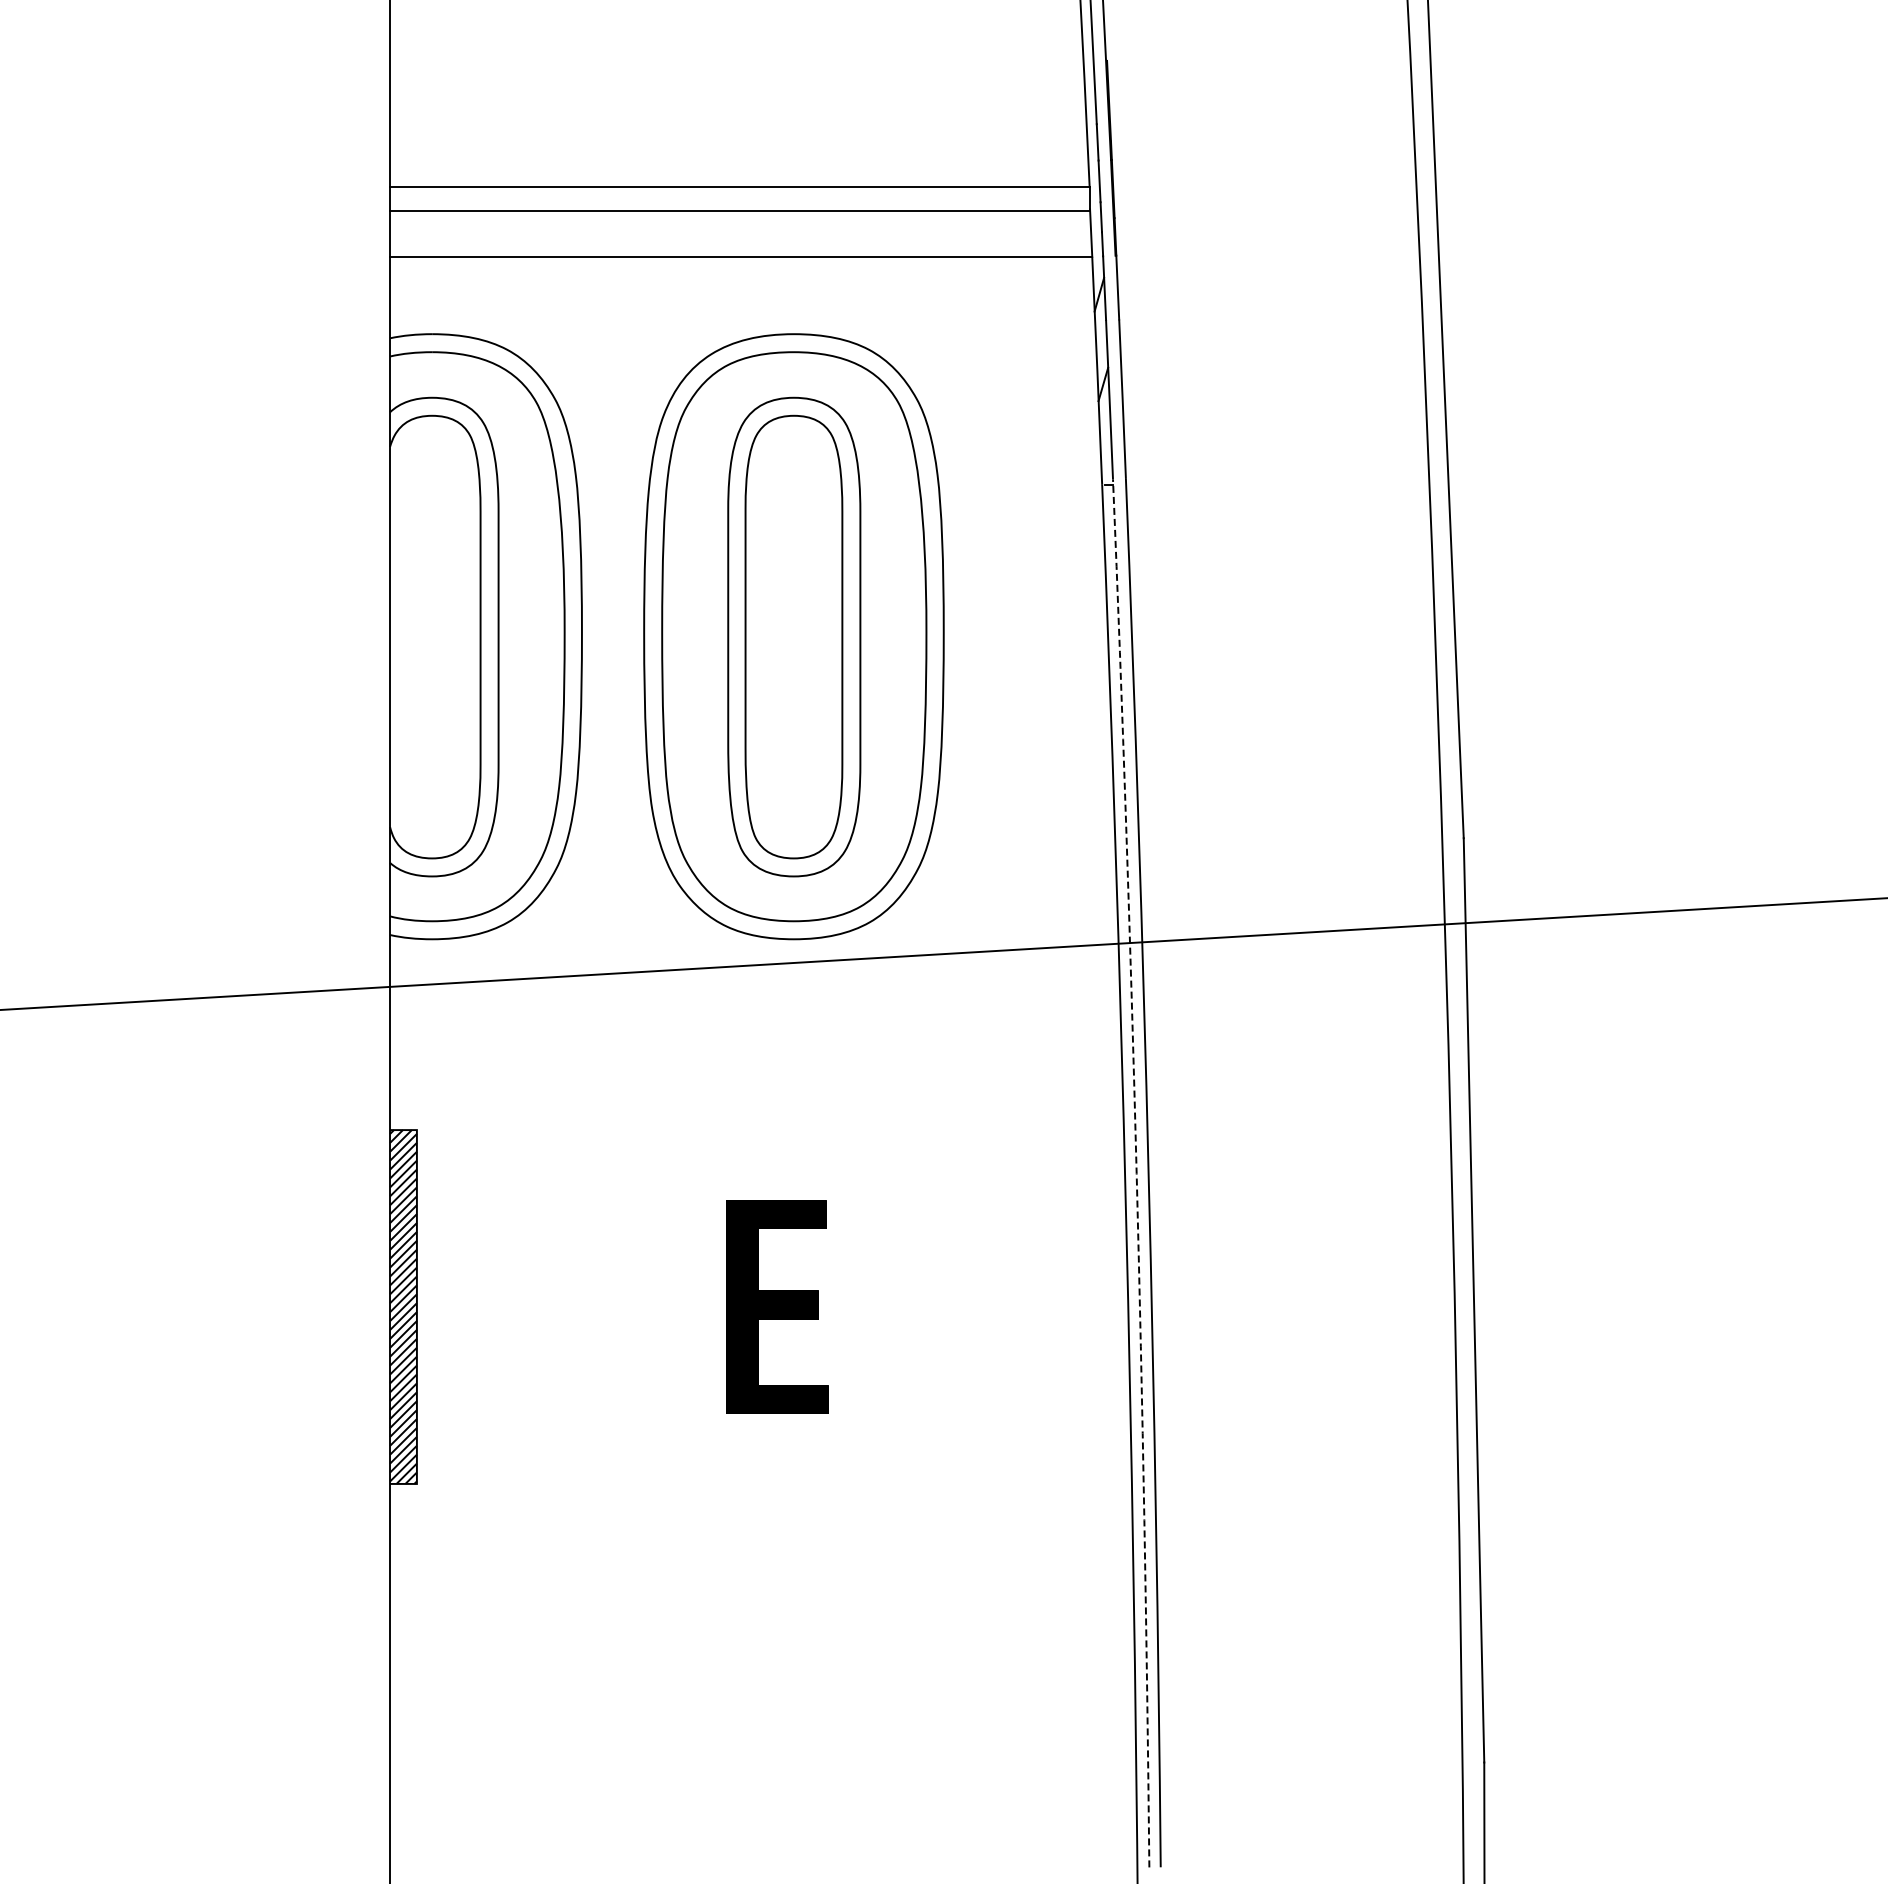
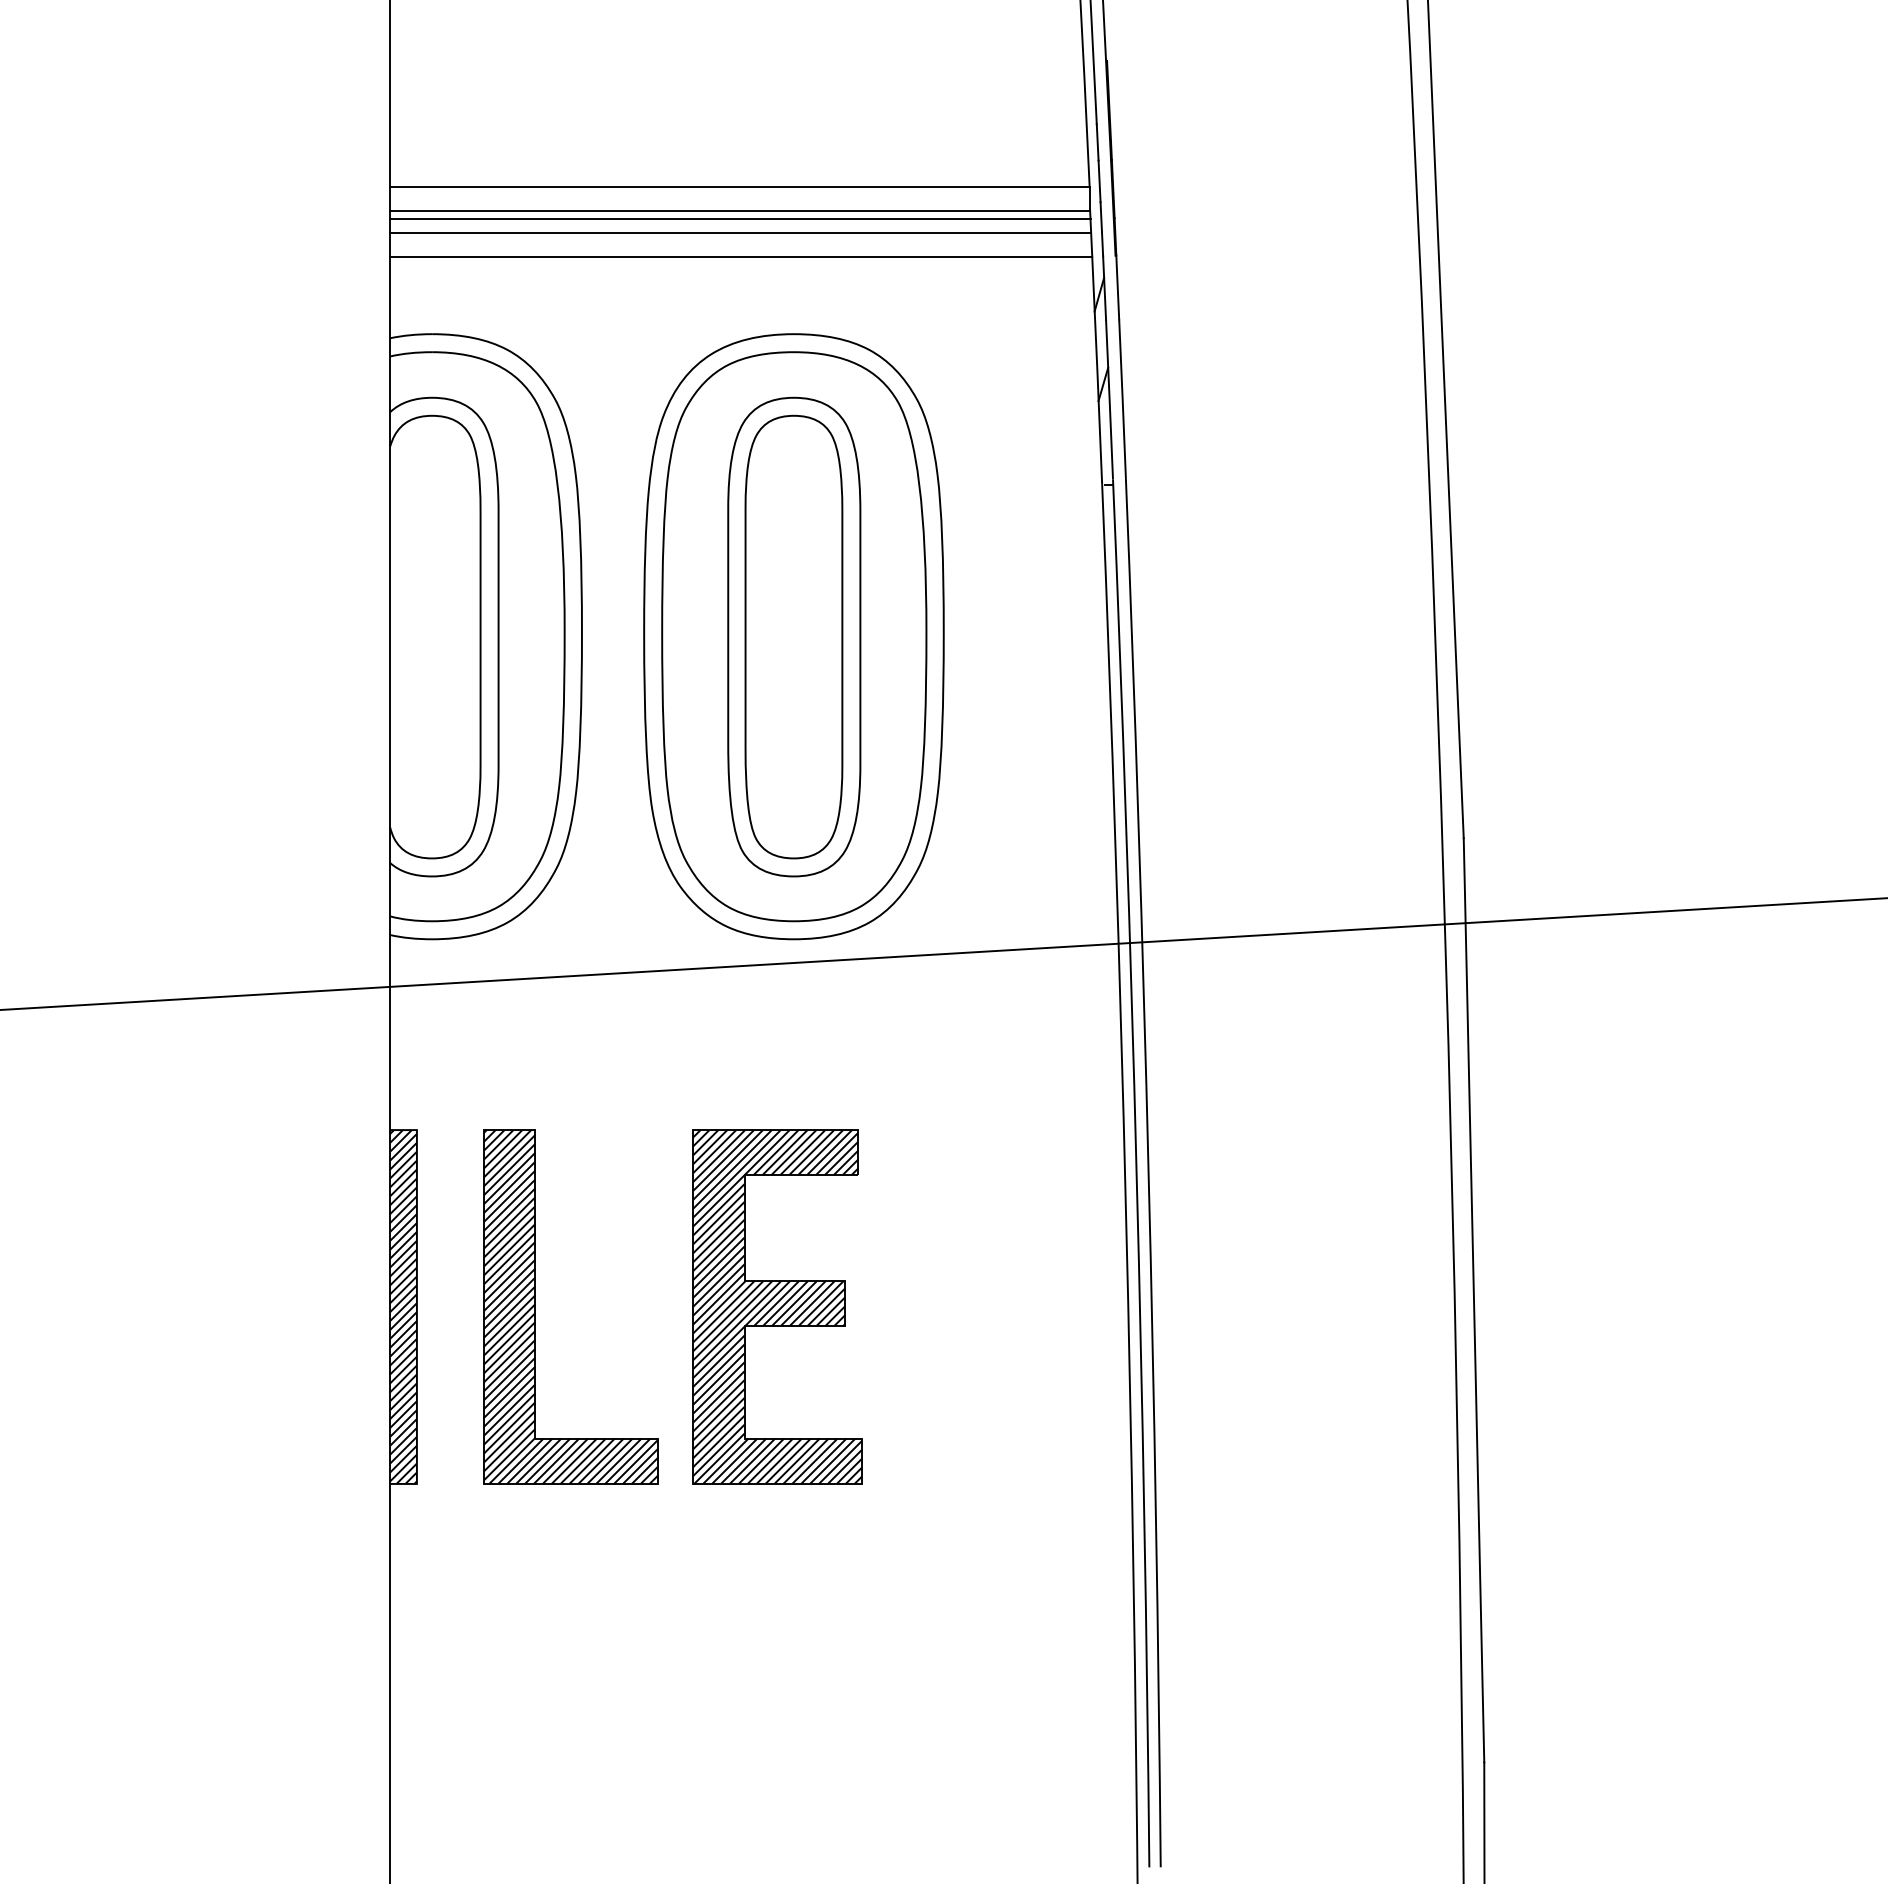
line: none -> present (740, 219)
line: none -> present (740, 232)
arc: dashed -> solid (1136, 1173)
part: none -> present (535, 1306)
part size: 103x214 px -> 171x356 px (777, 1306)
